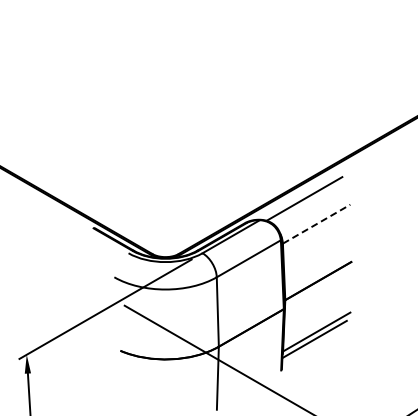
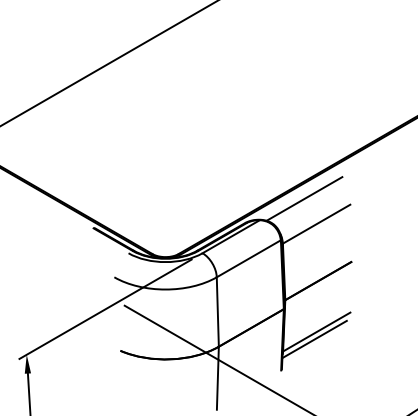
line: none -> present (108, 63)
line: dashed -> solid (316, 224)
